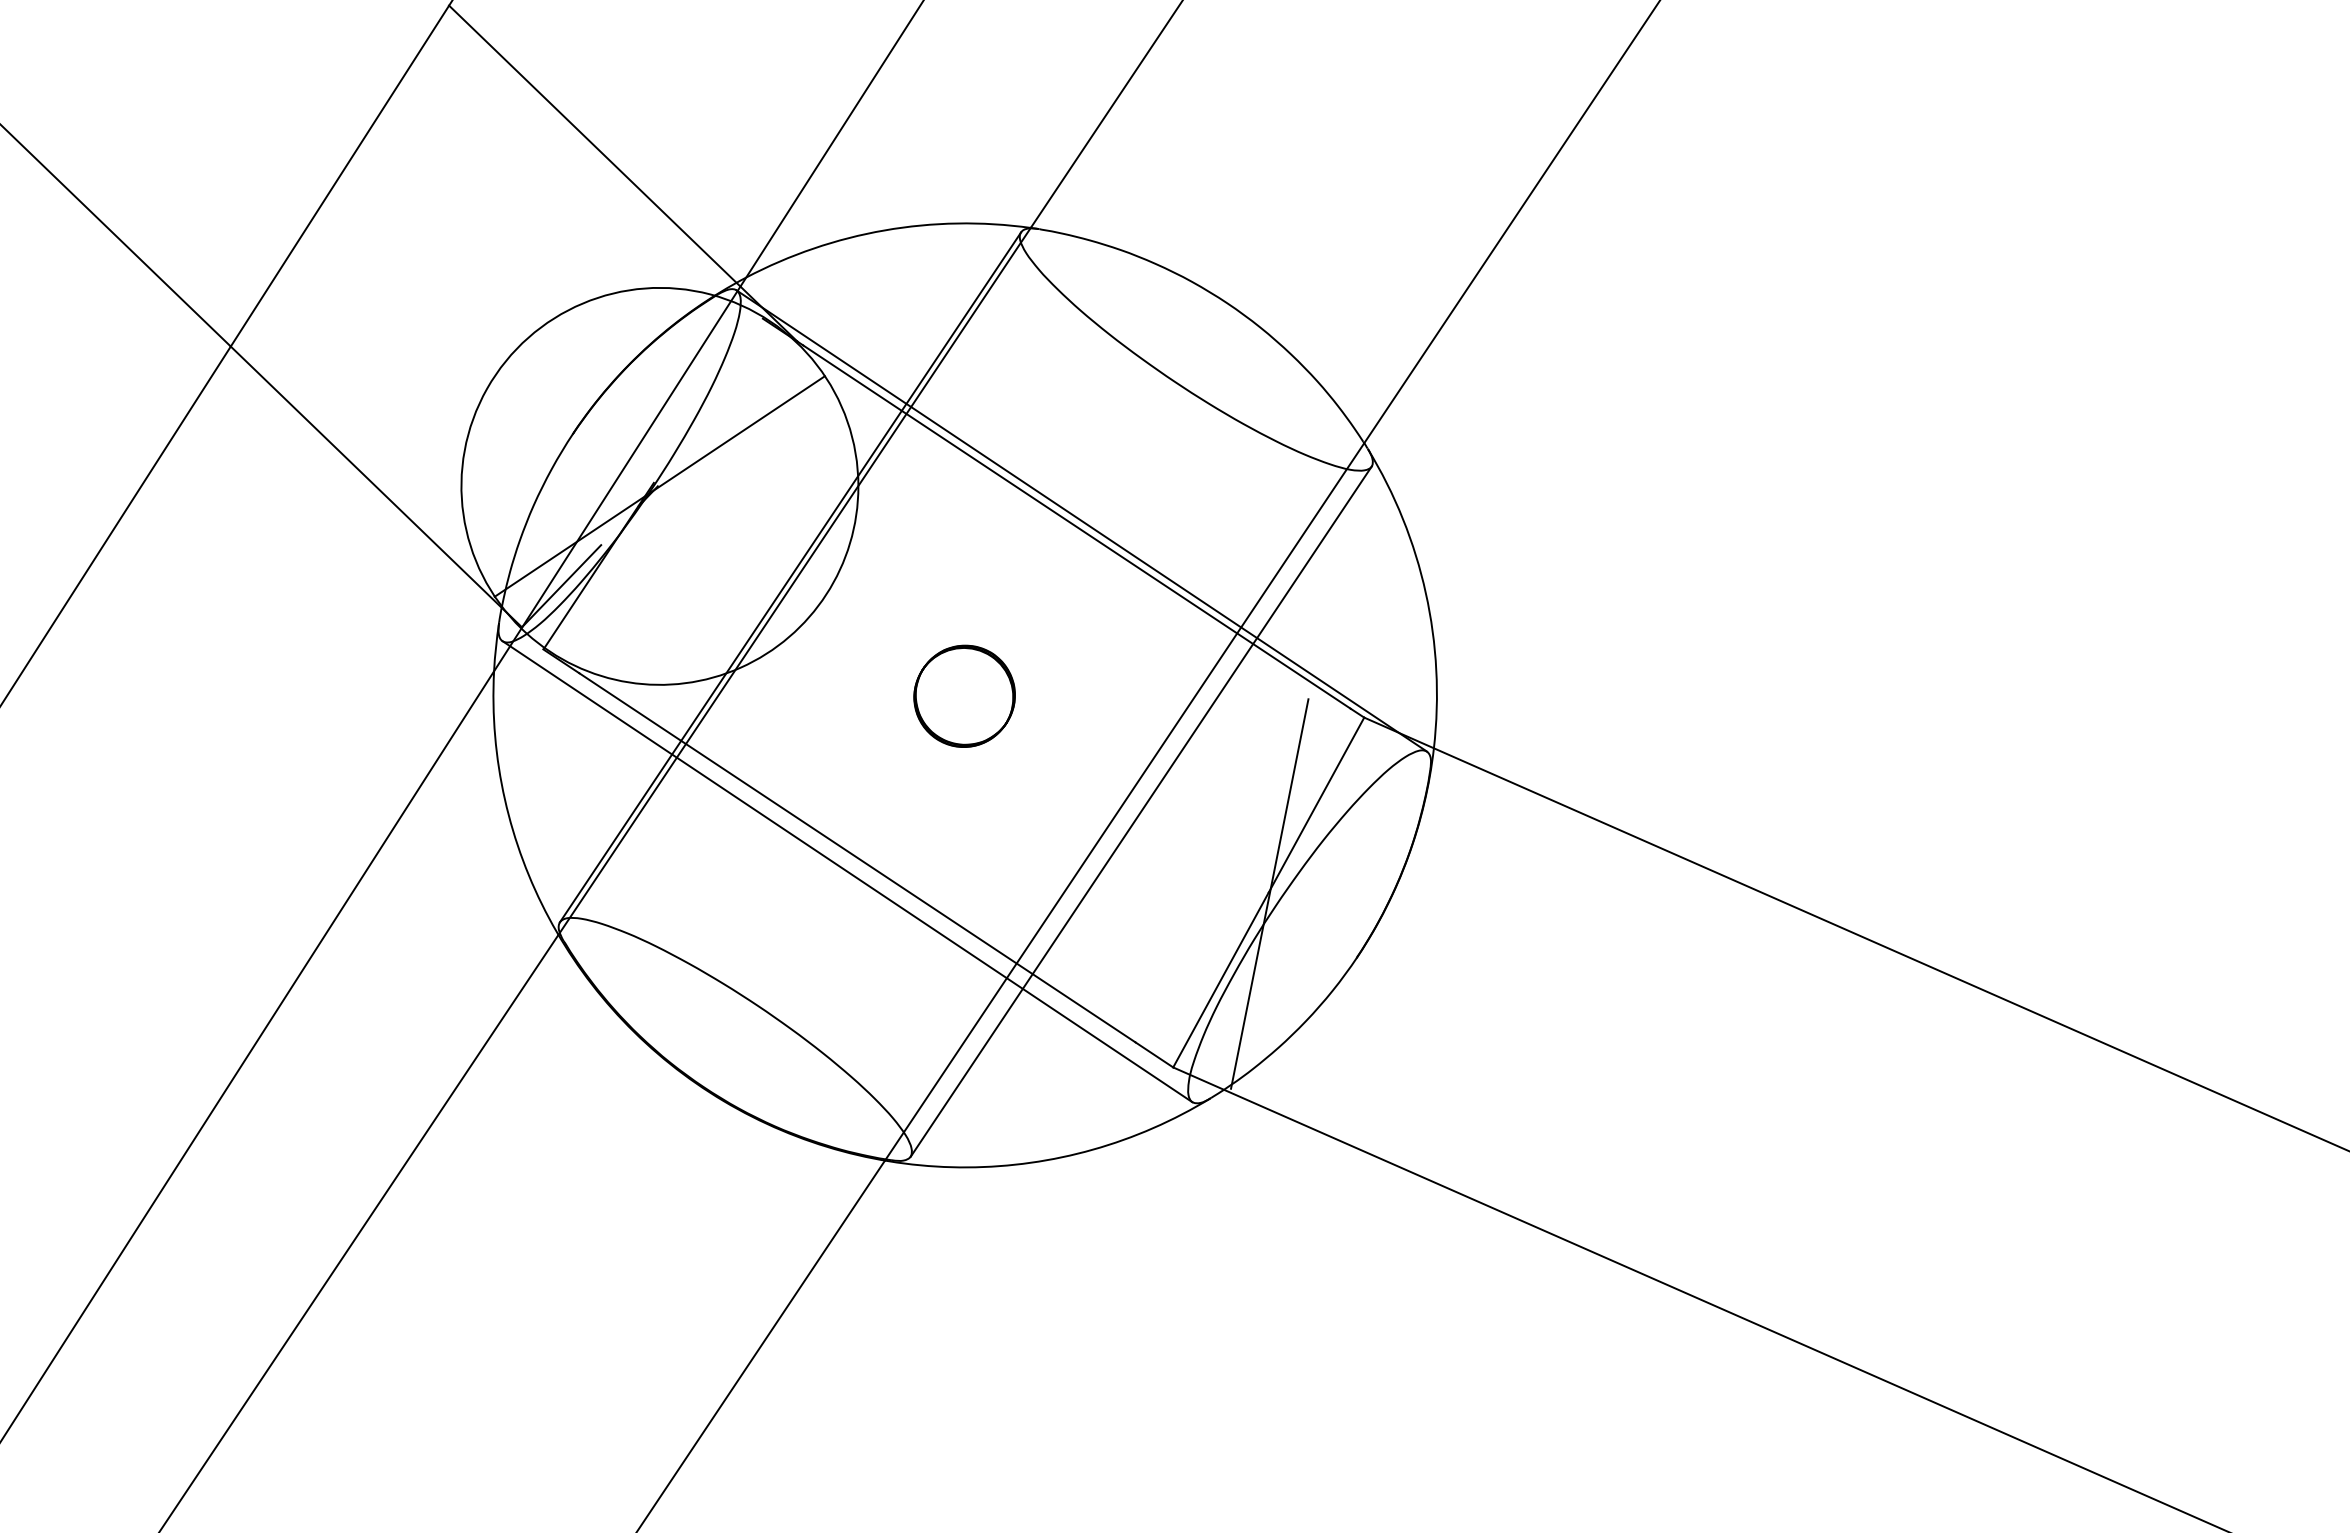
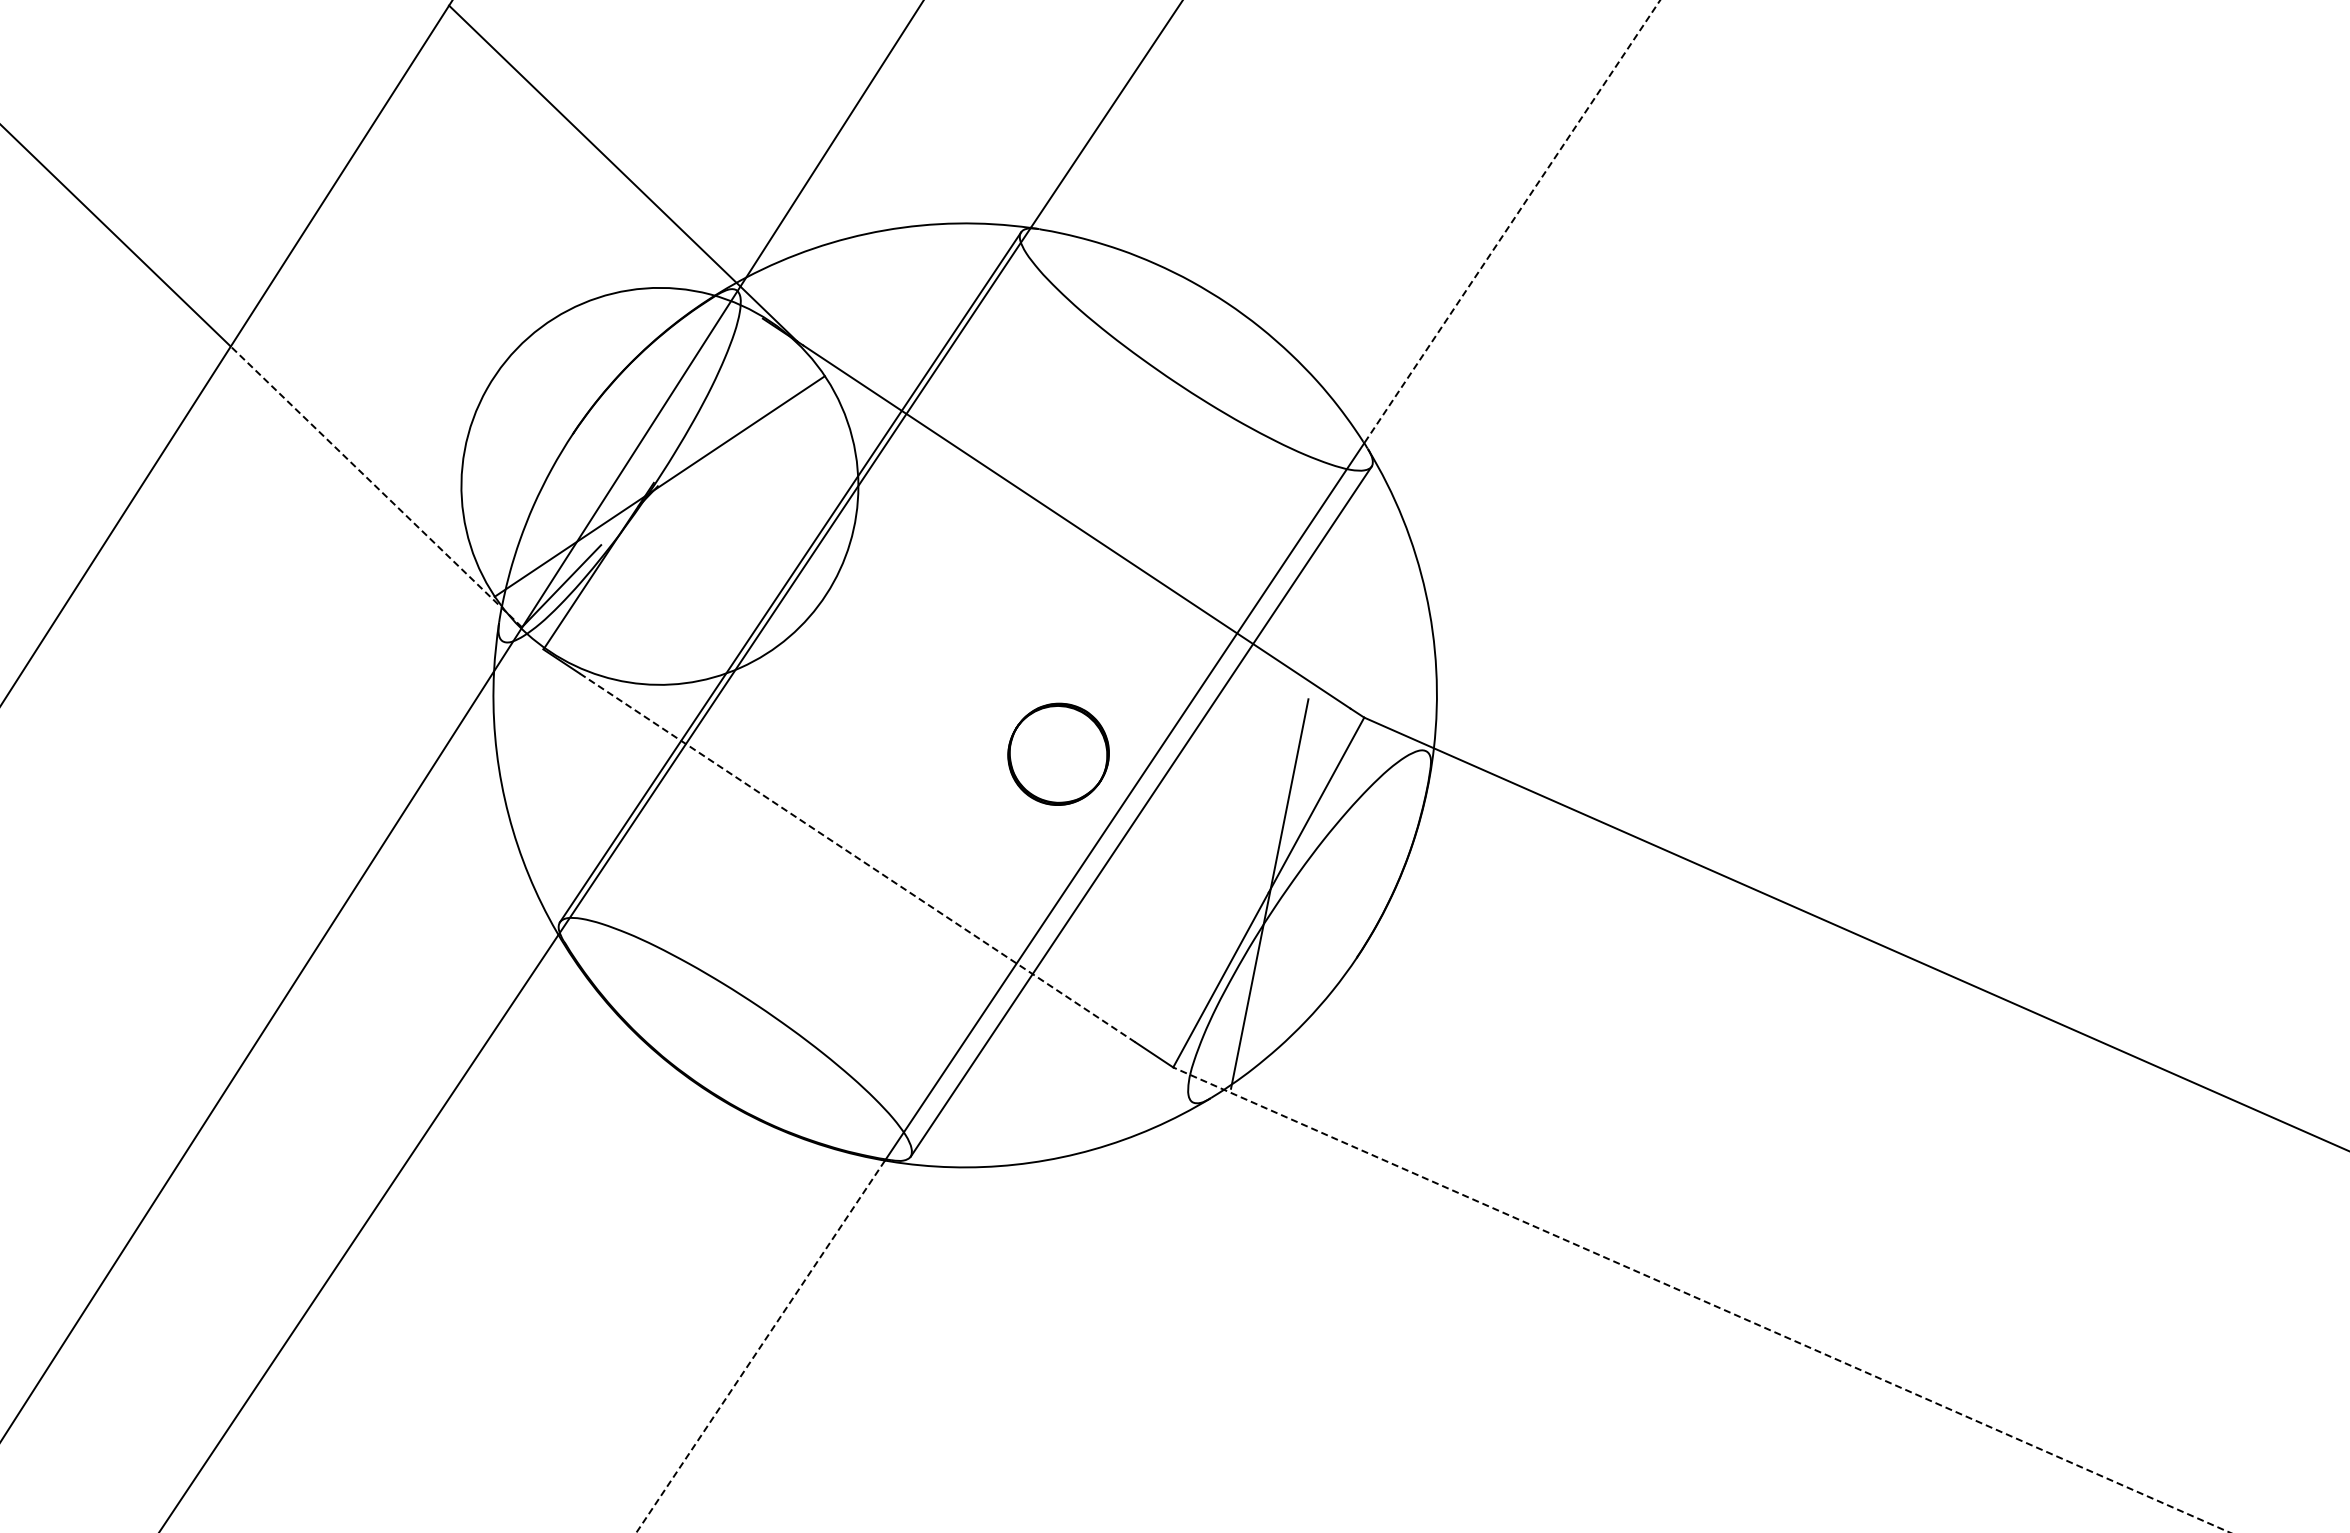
line: solid -> dashed (1512, 222)
line: solid -> dashed (375, 486)
line: present -> none (1081, 520)
part position: (964, 695) -> (1058, 753) (1058, 753)
line: solid -> dashed (857, 857)
line: present -> none (847, 871)
line: solid -> dashed (1701, 1299)
line: solid -> dashed (760, 1346)
